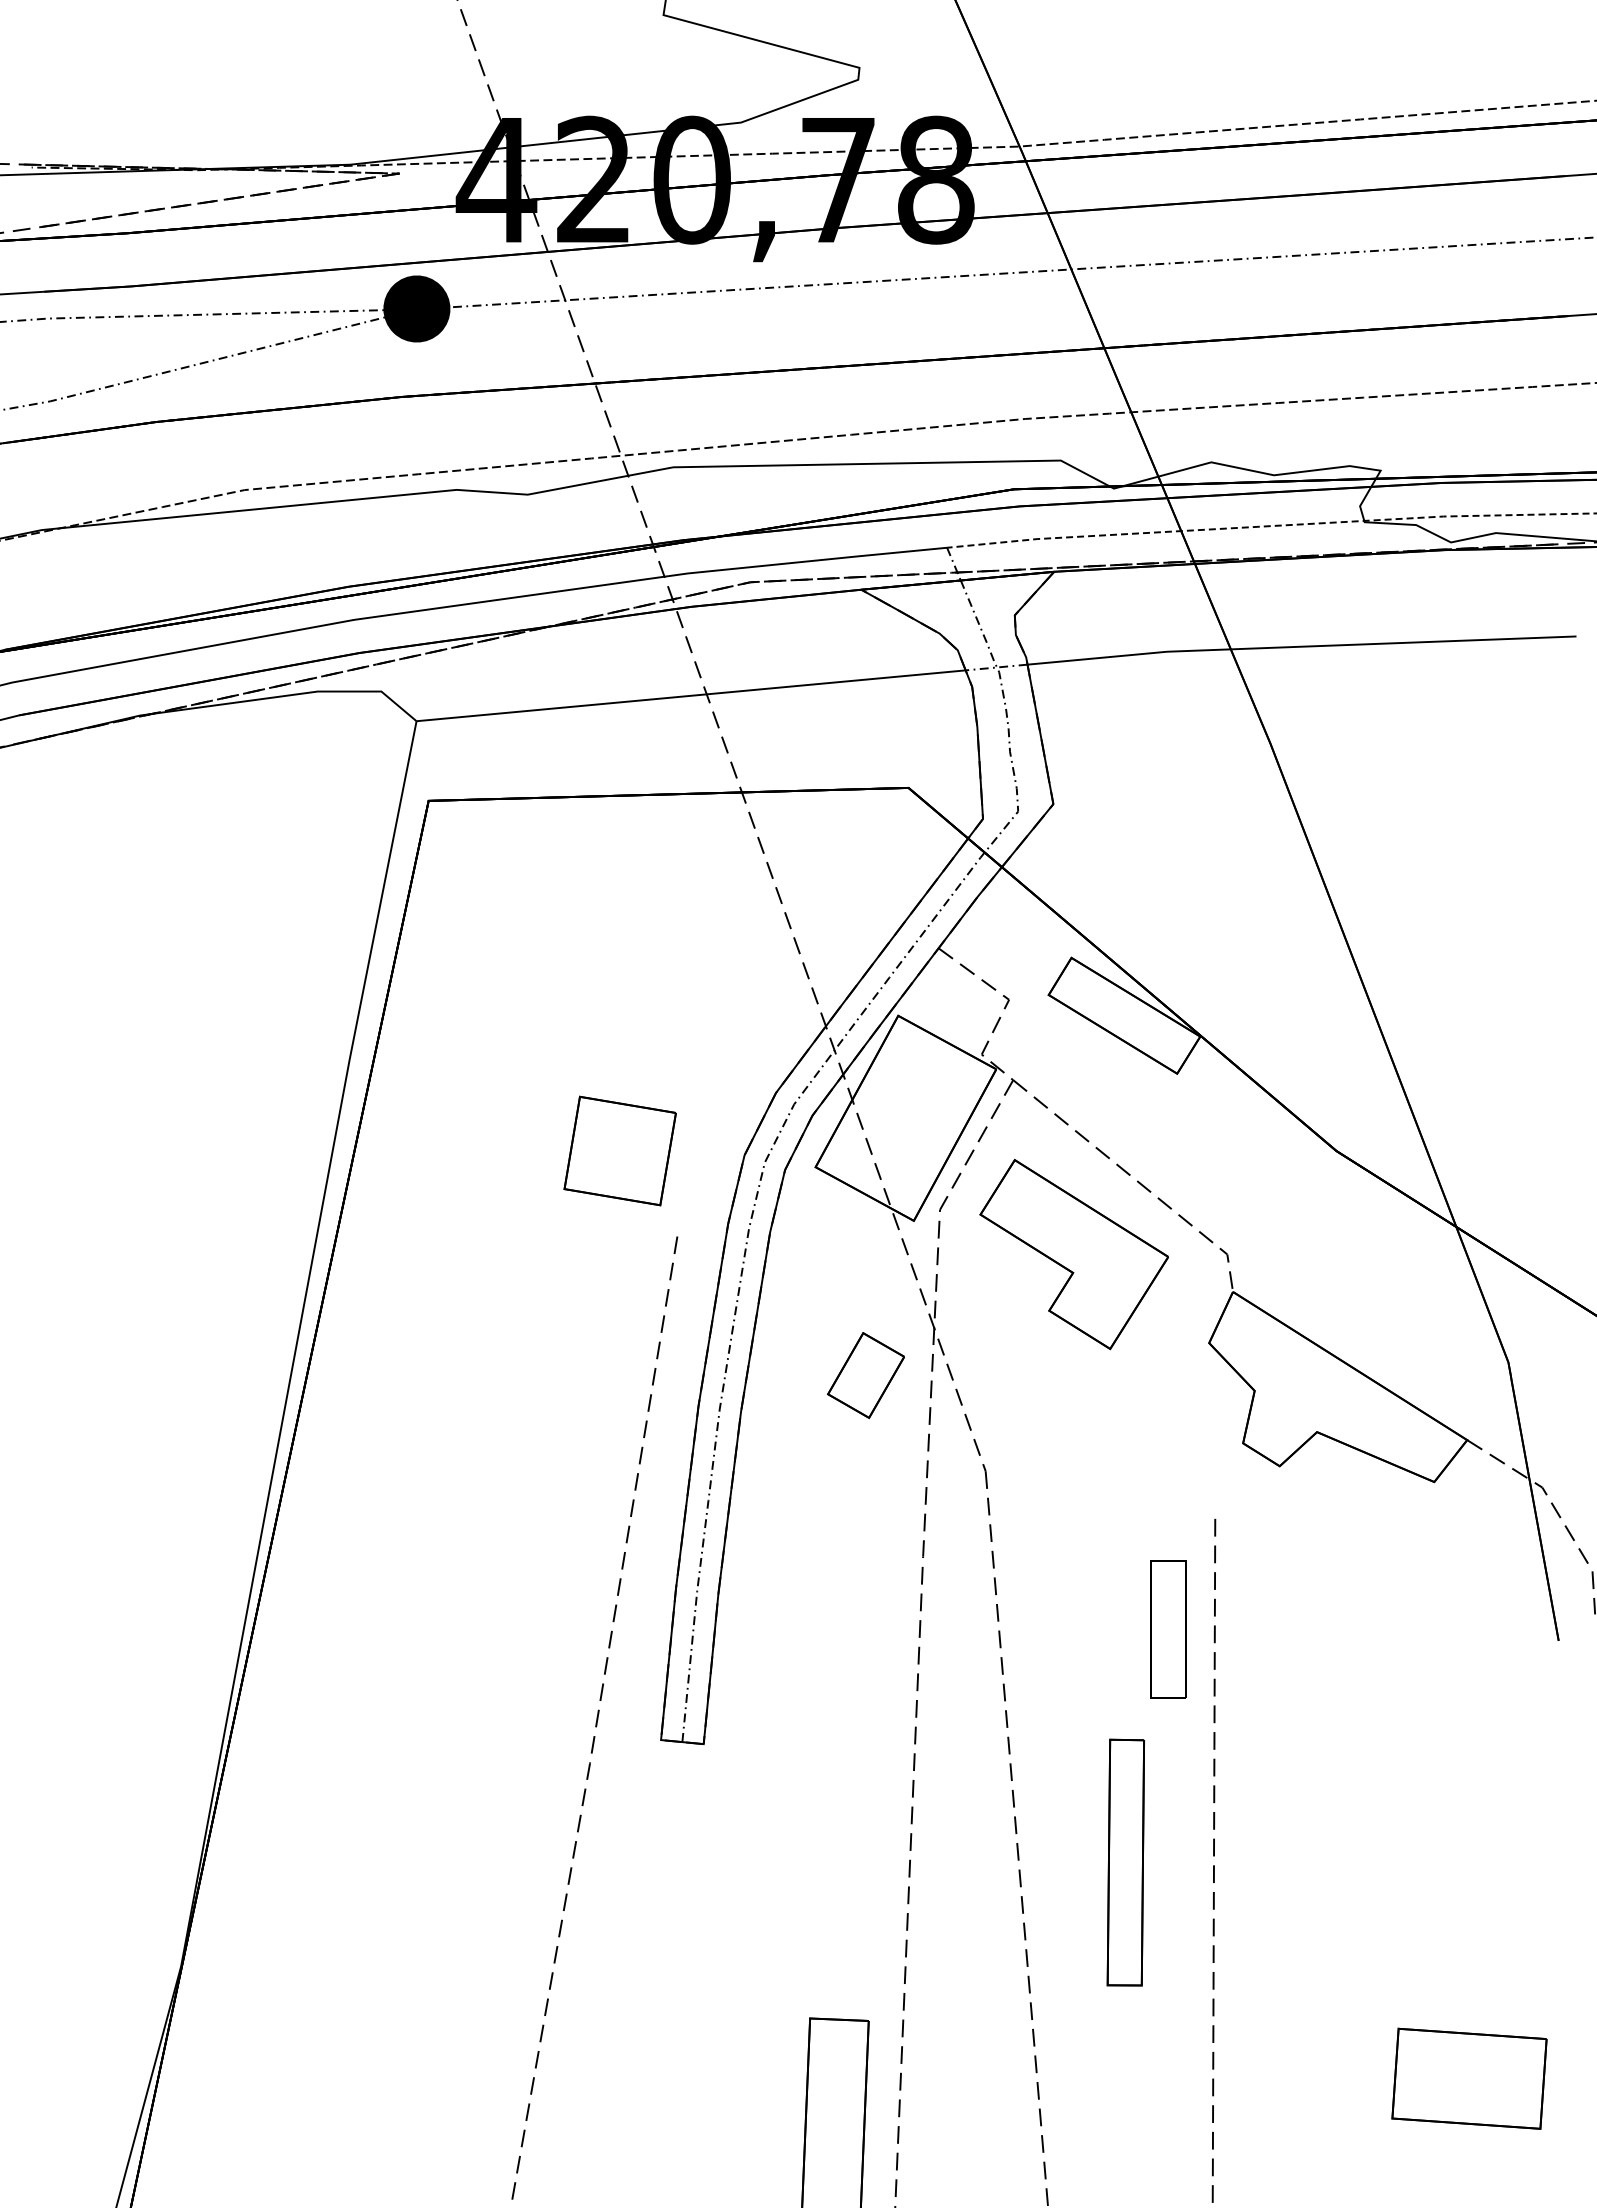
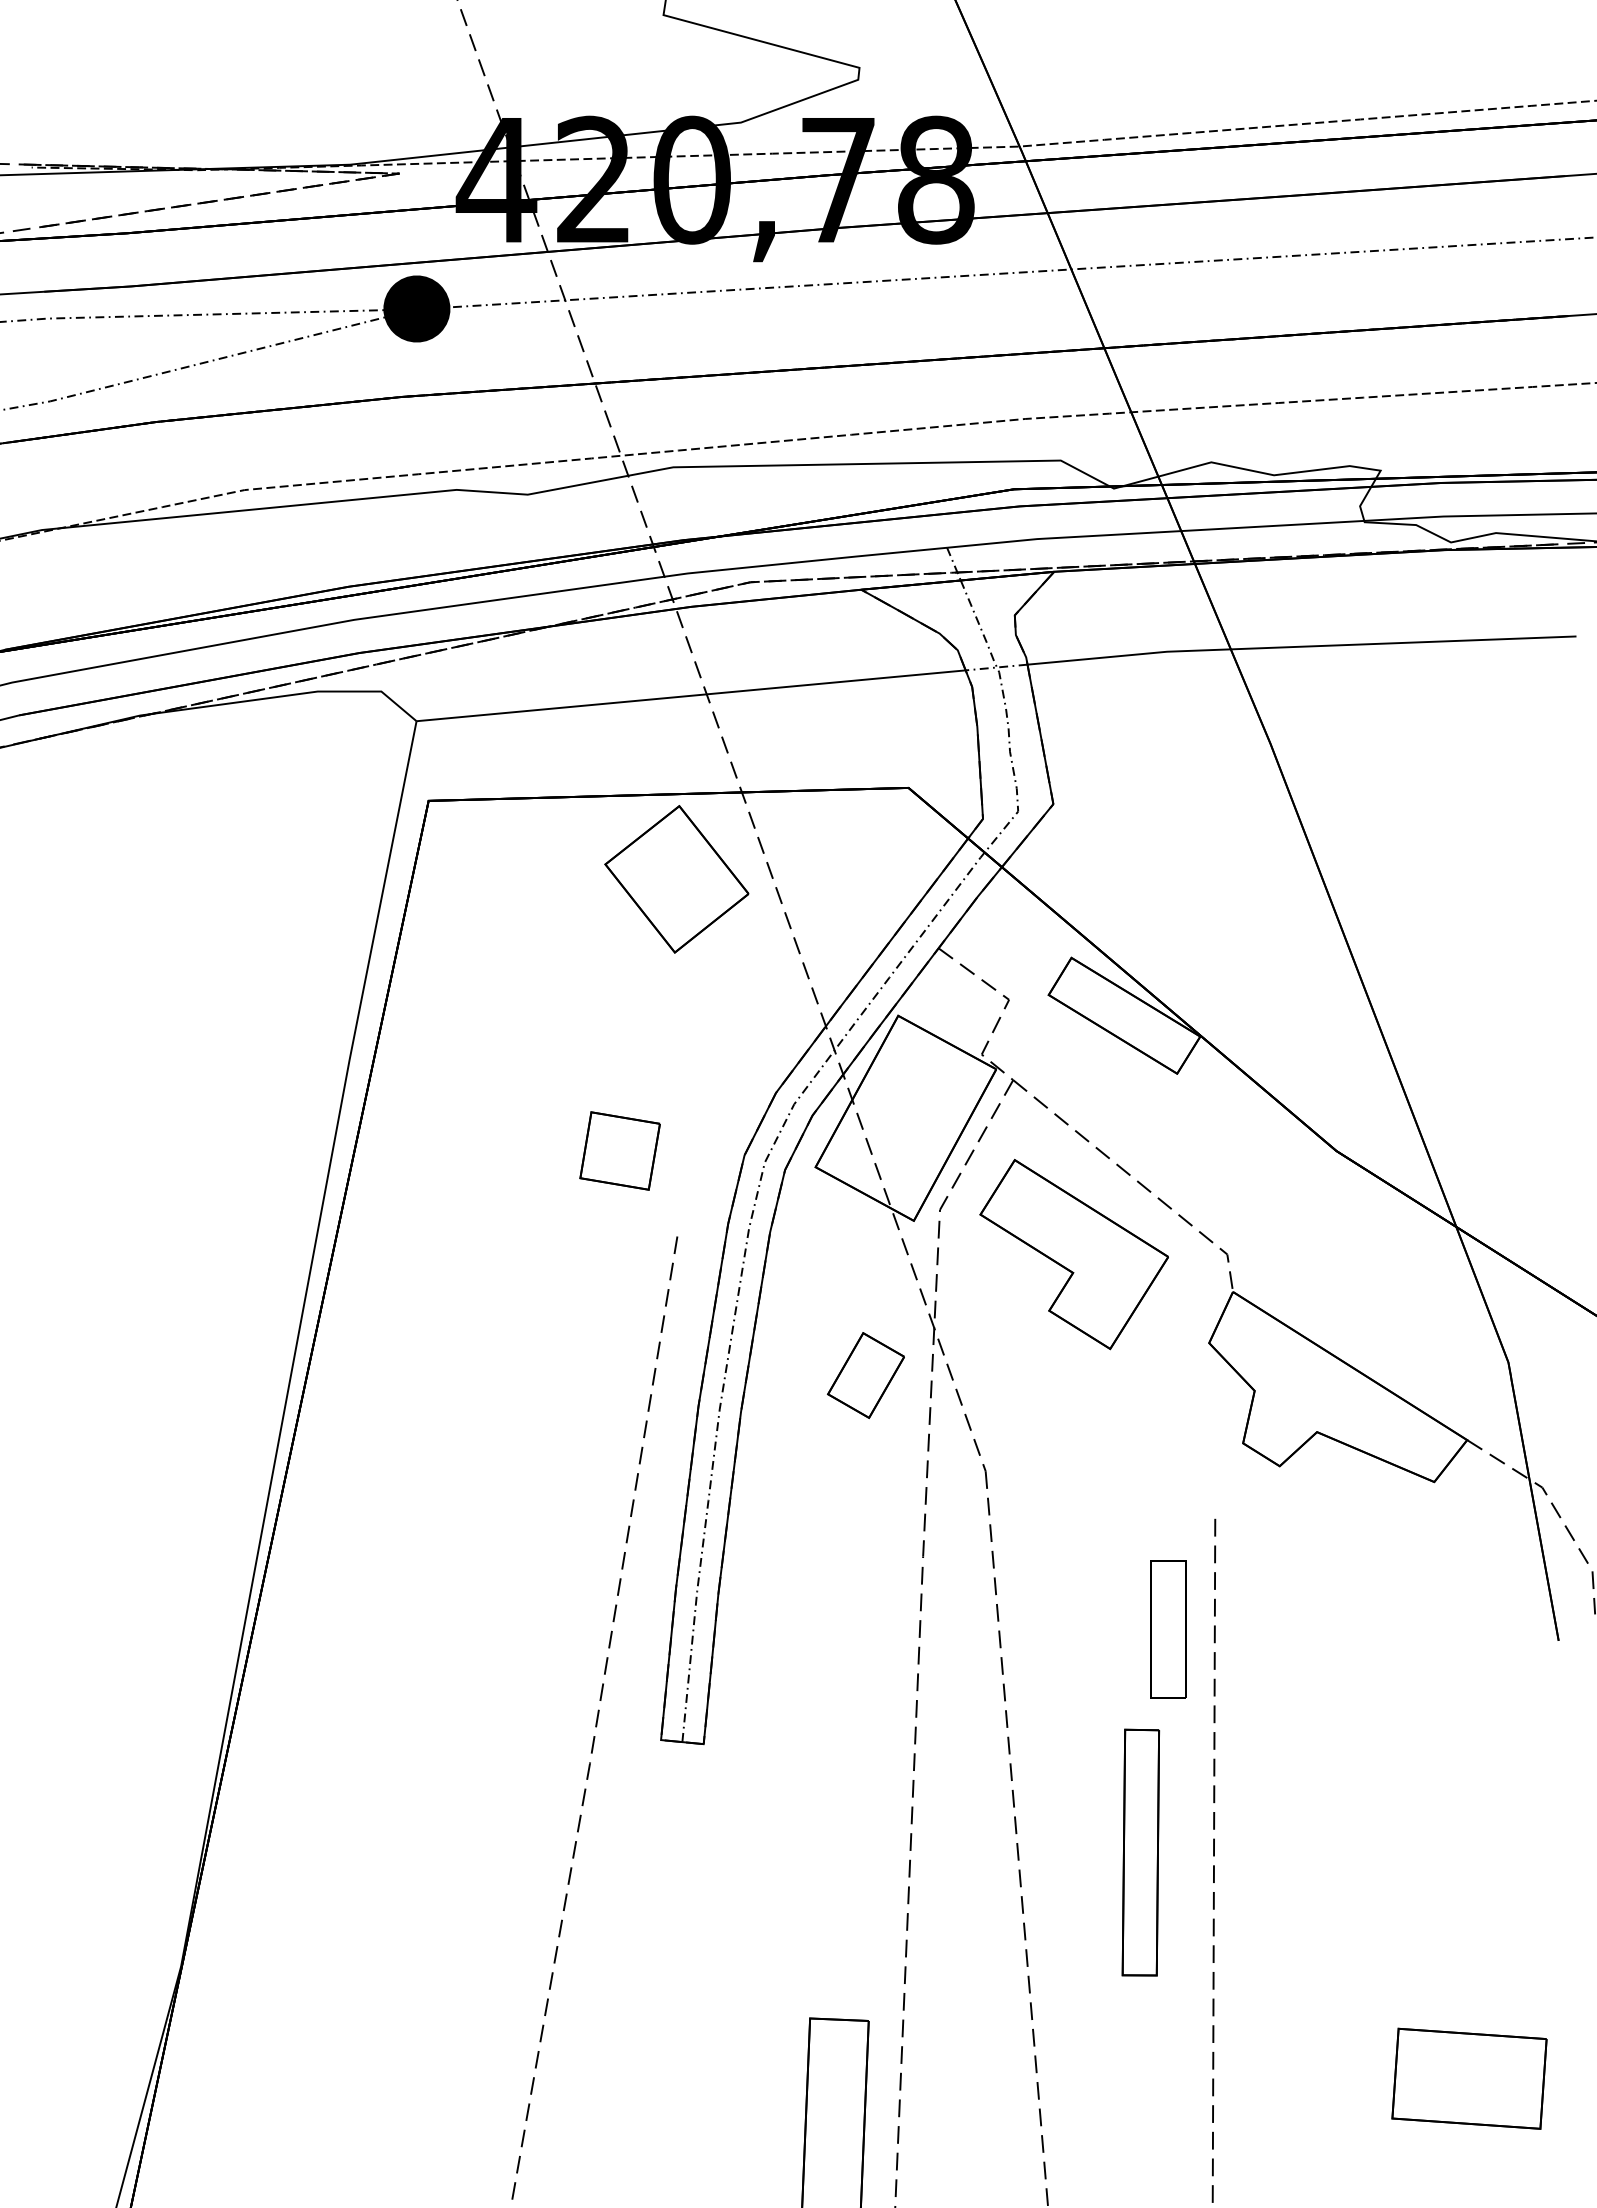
line: dashed -> solid (1270, 526)
part: none -> present (676, 879)
part size: 114x112 px -> 82x80 px (619, 1150)
part position: (1125, 1862) -> (1140, 1852) (1140, 1852)
